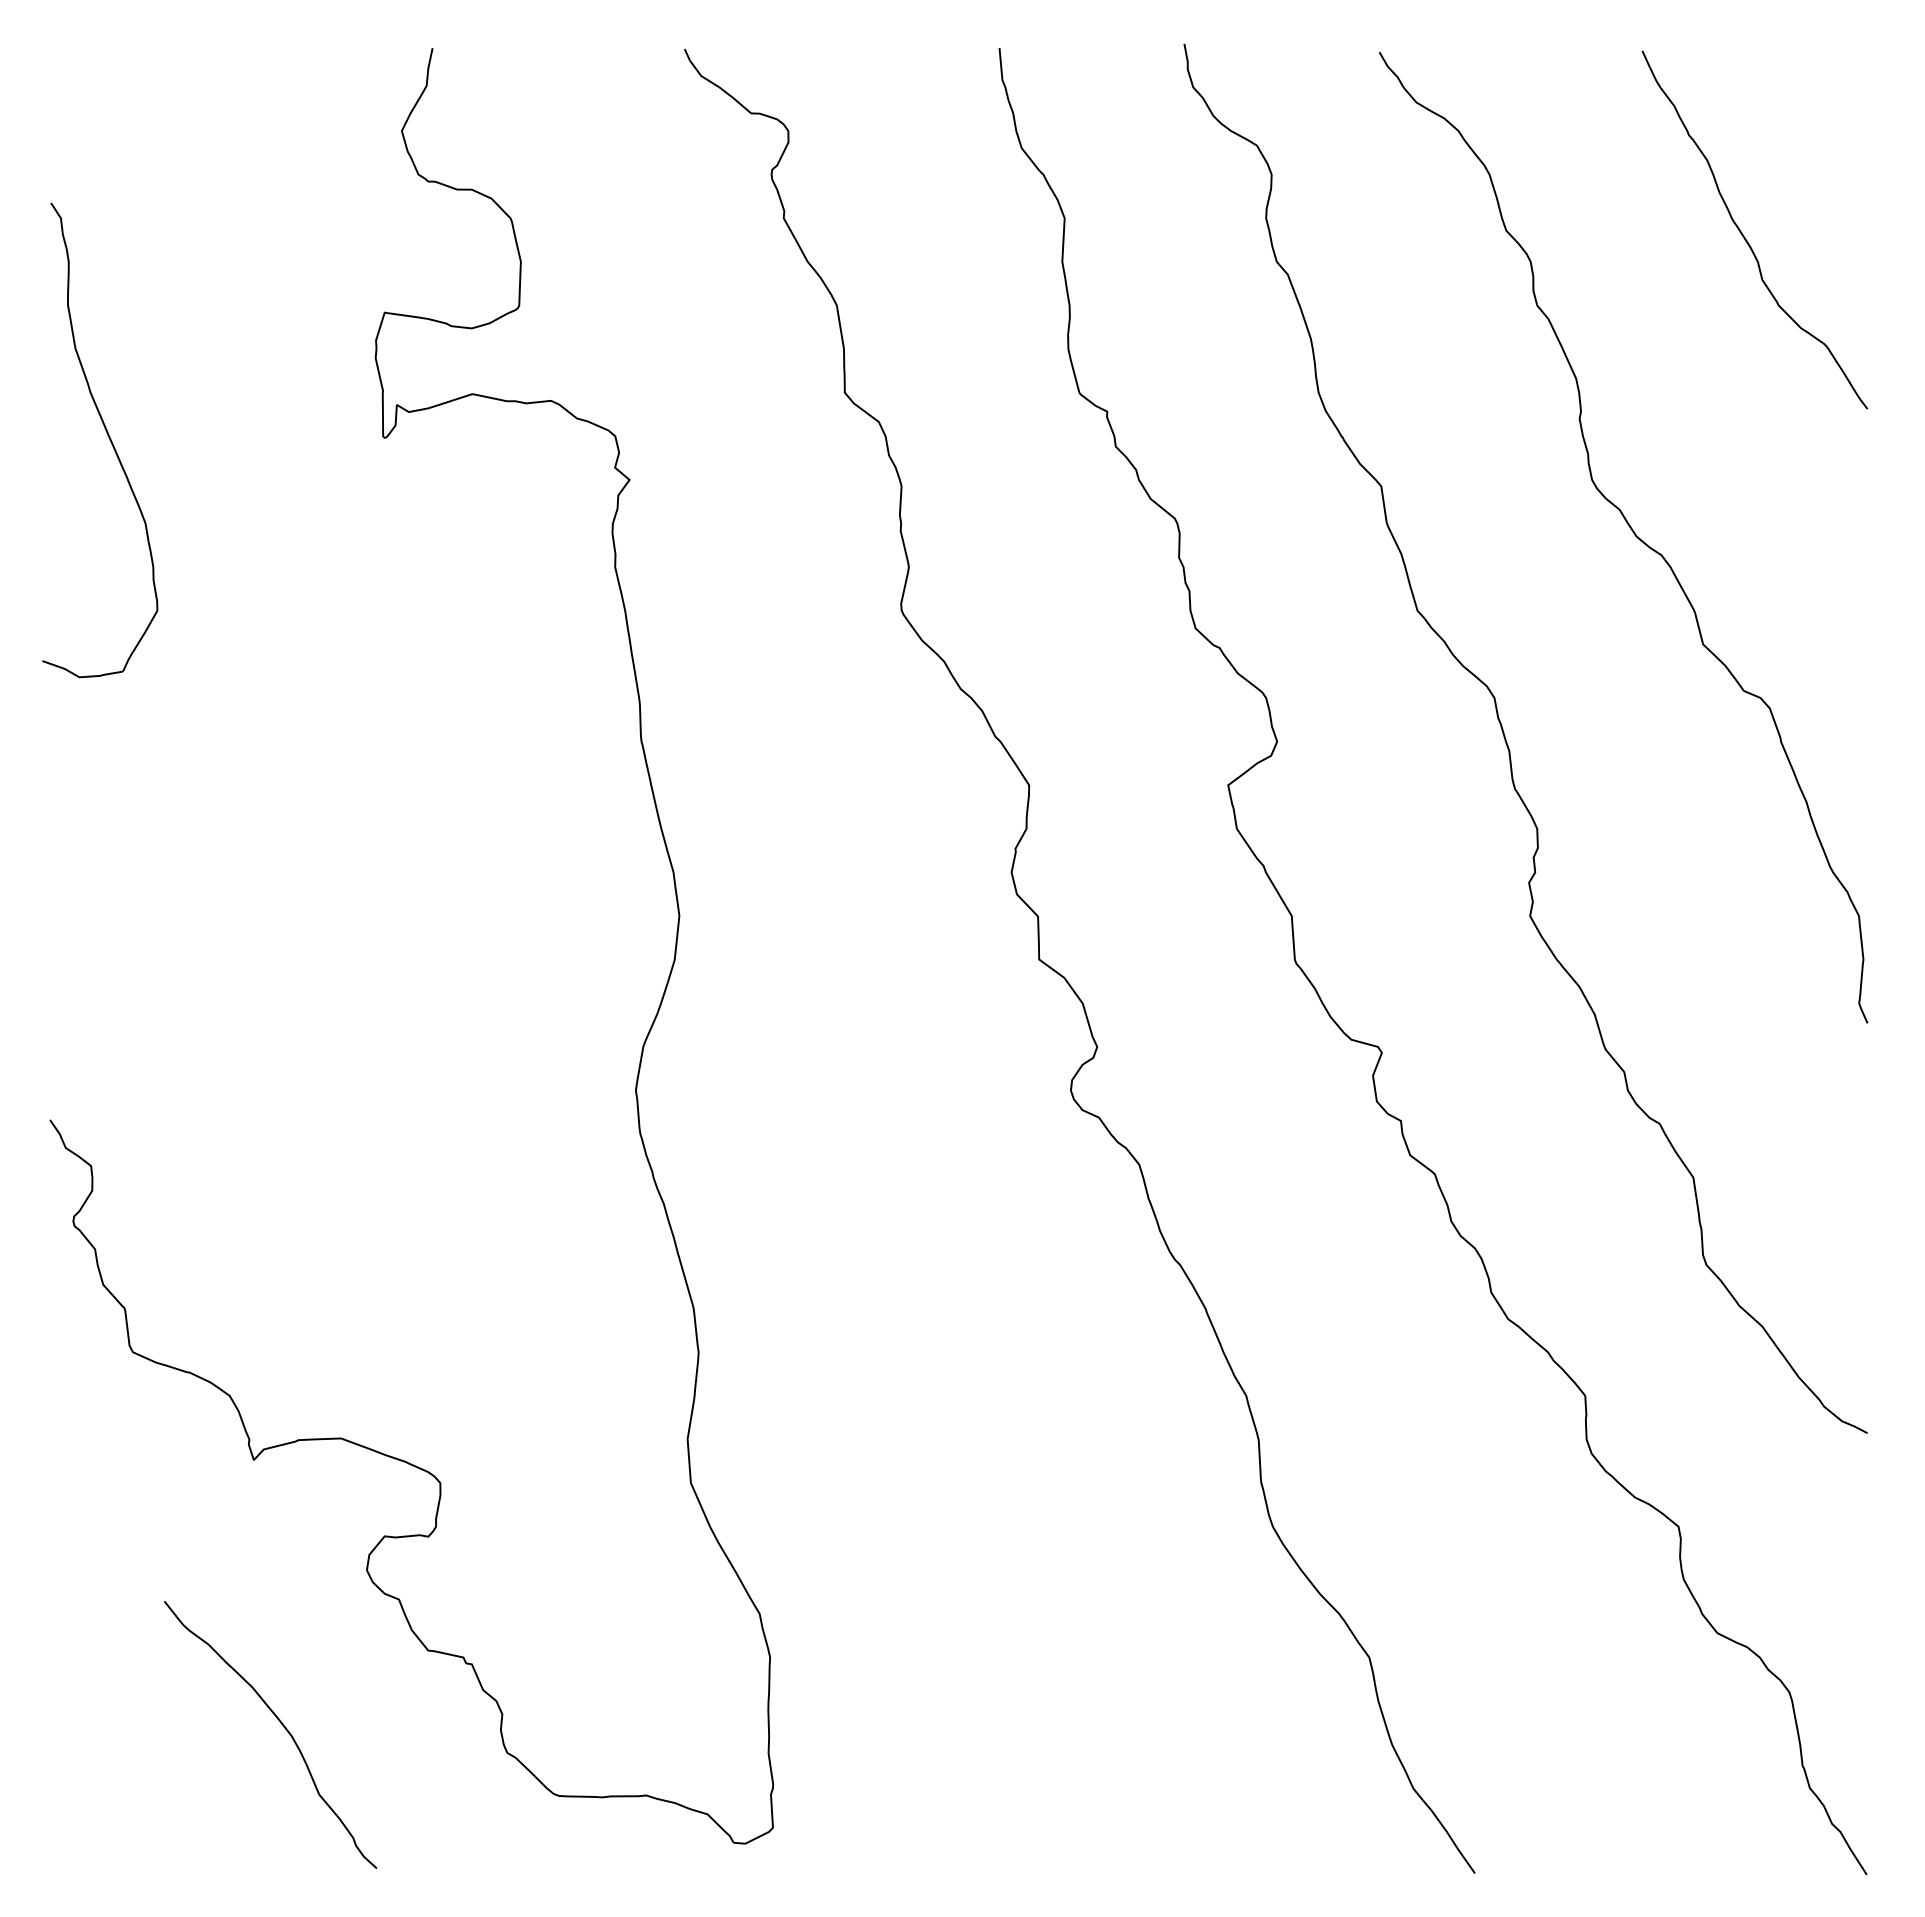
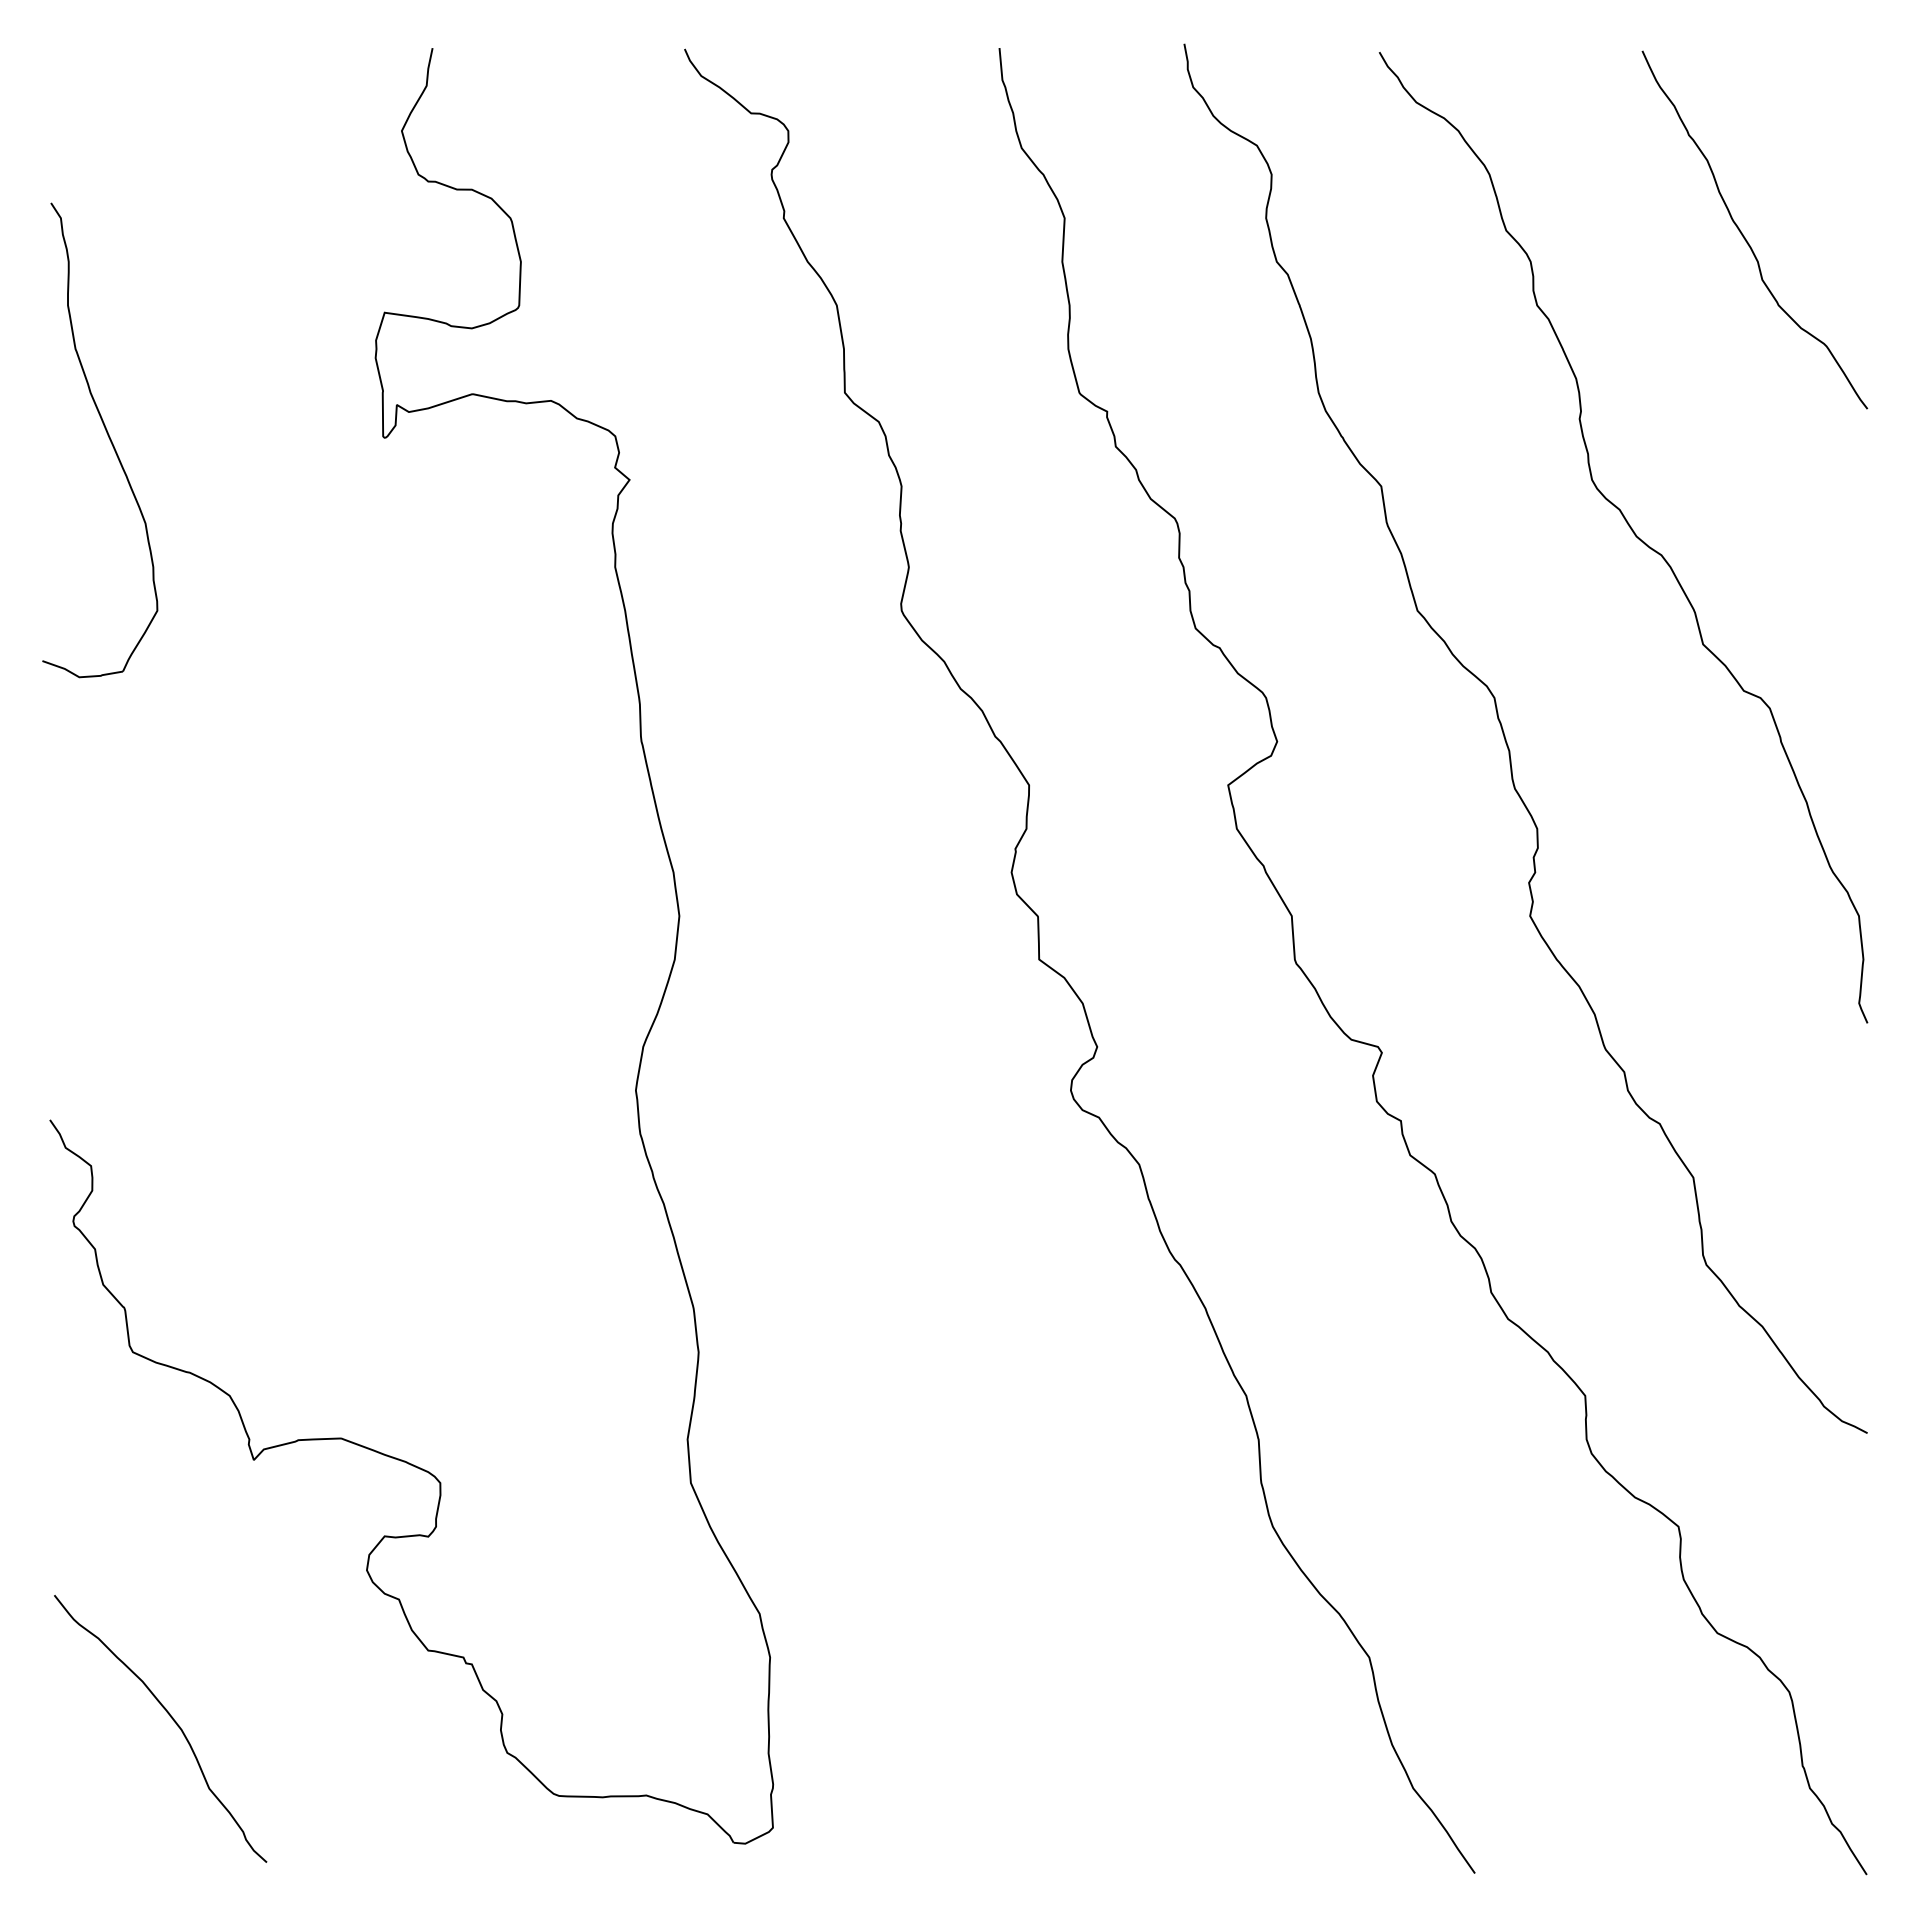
curve position: (283, 1727) -> (173, 1721) (173, 1721)
